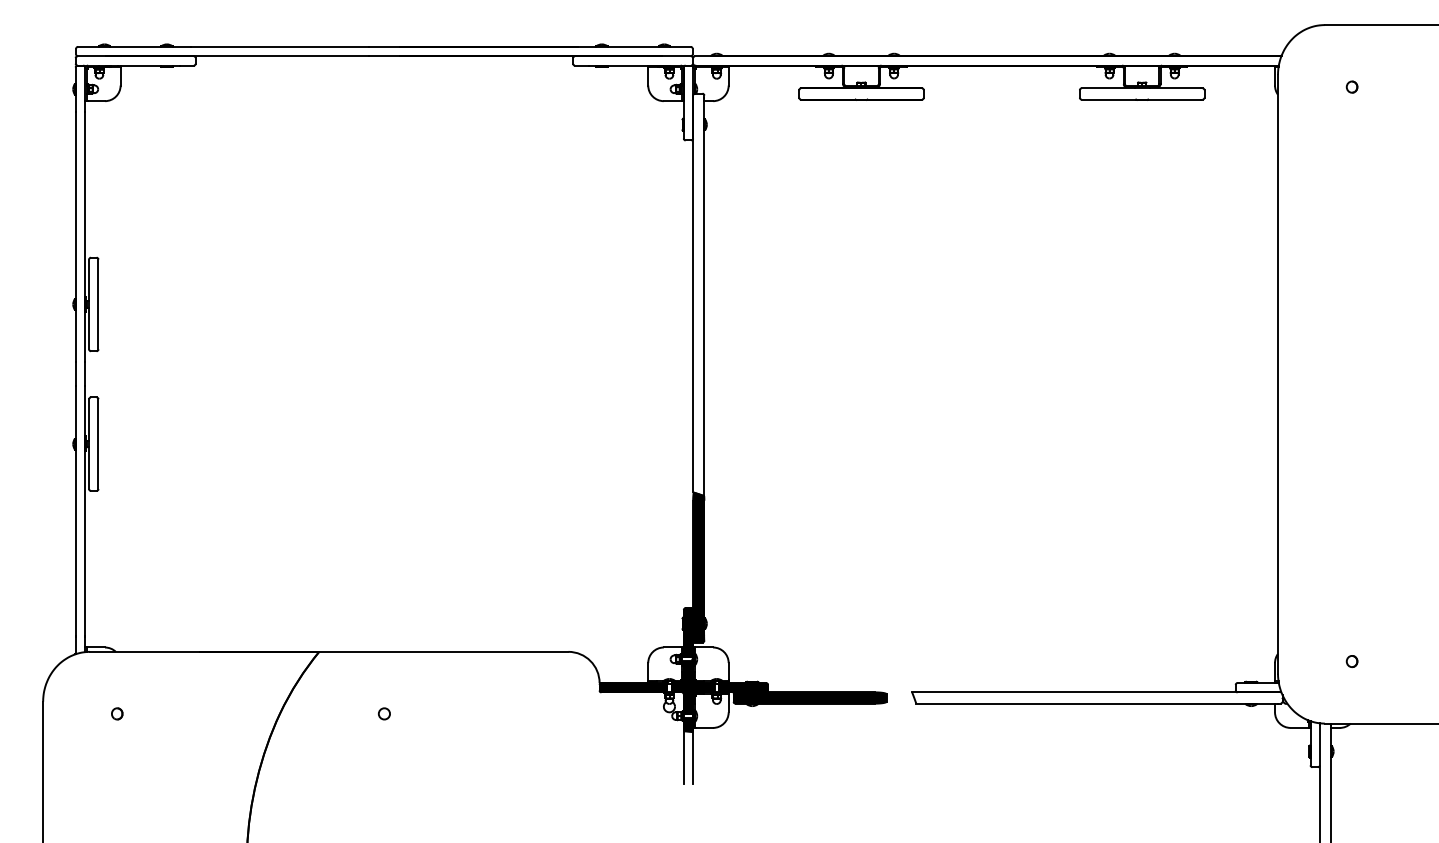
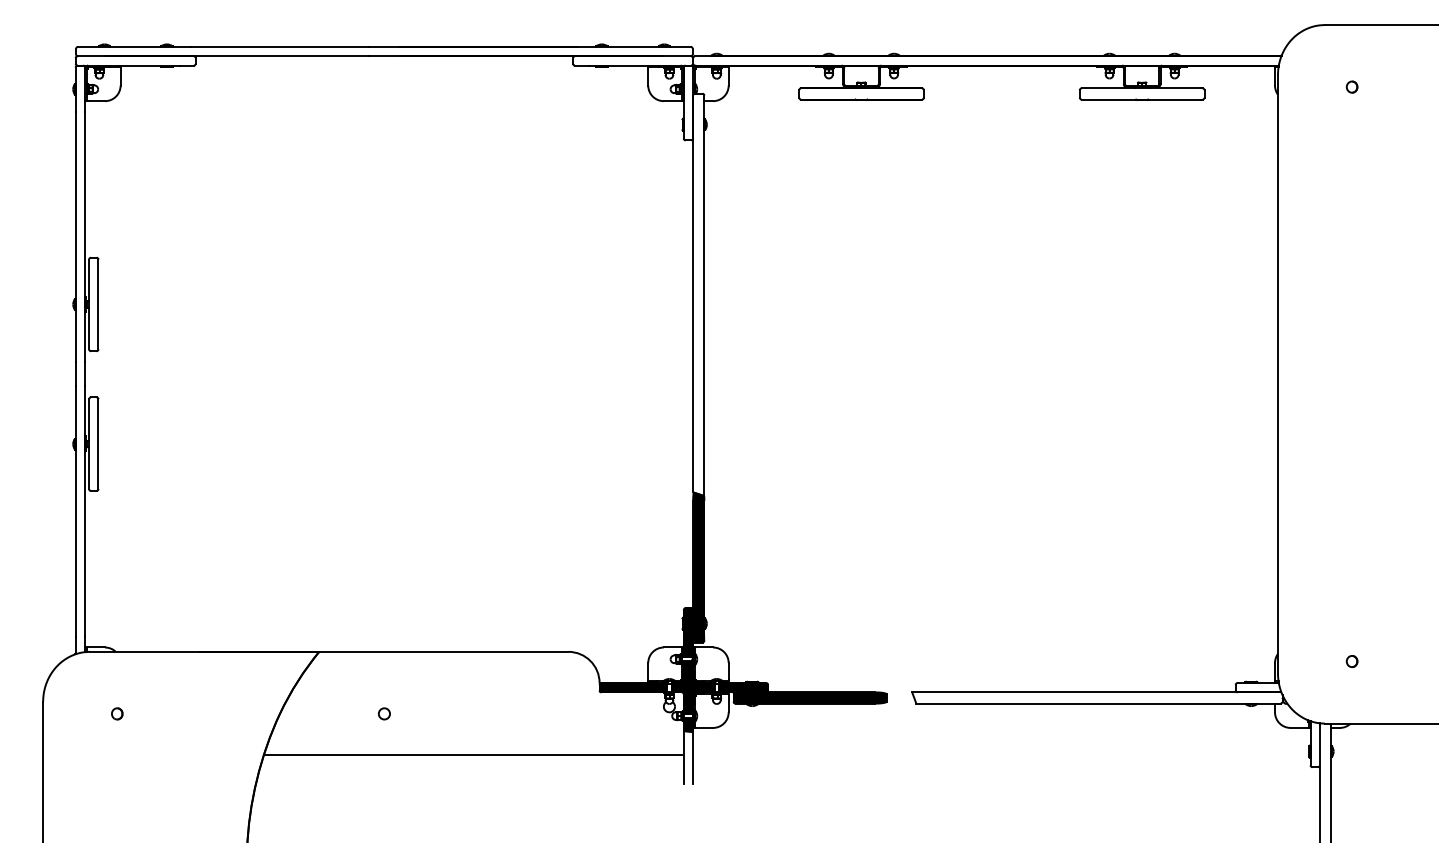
line: none -> present (472, 754)
